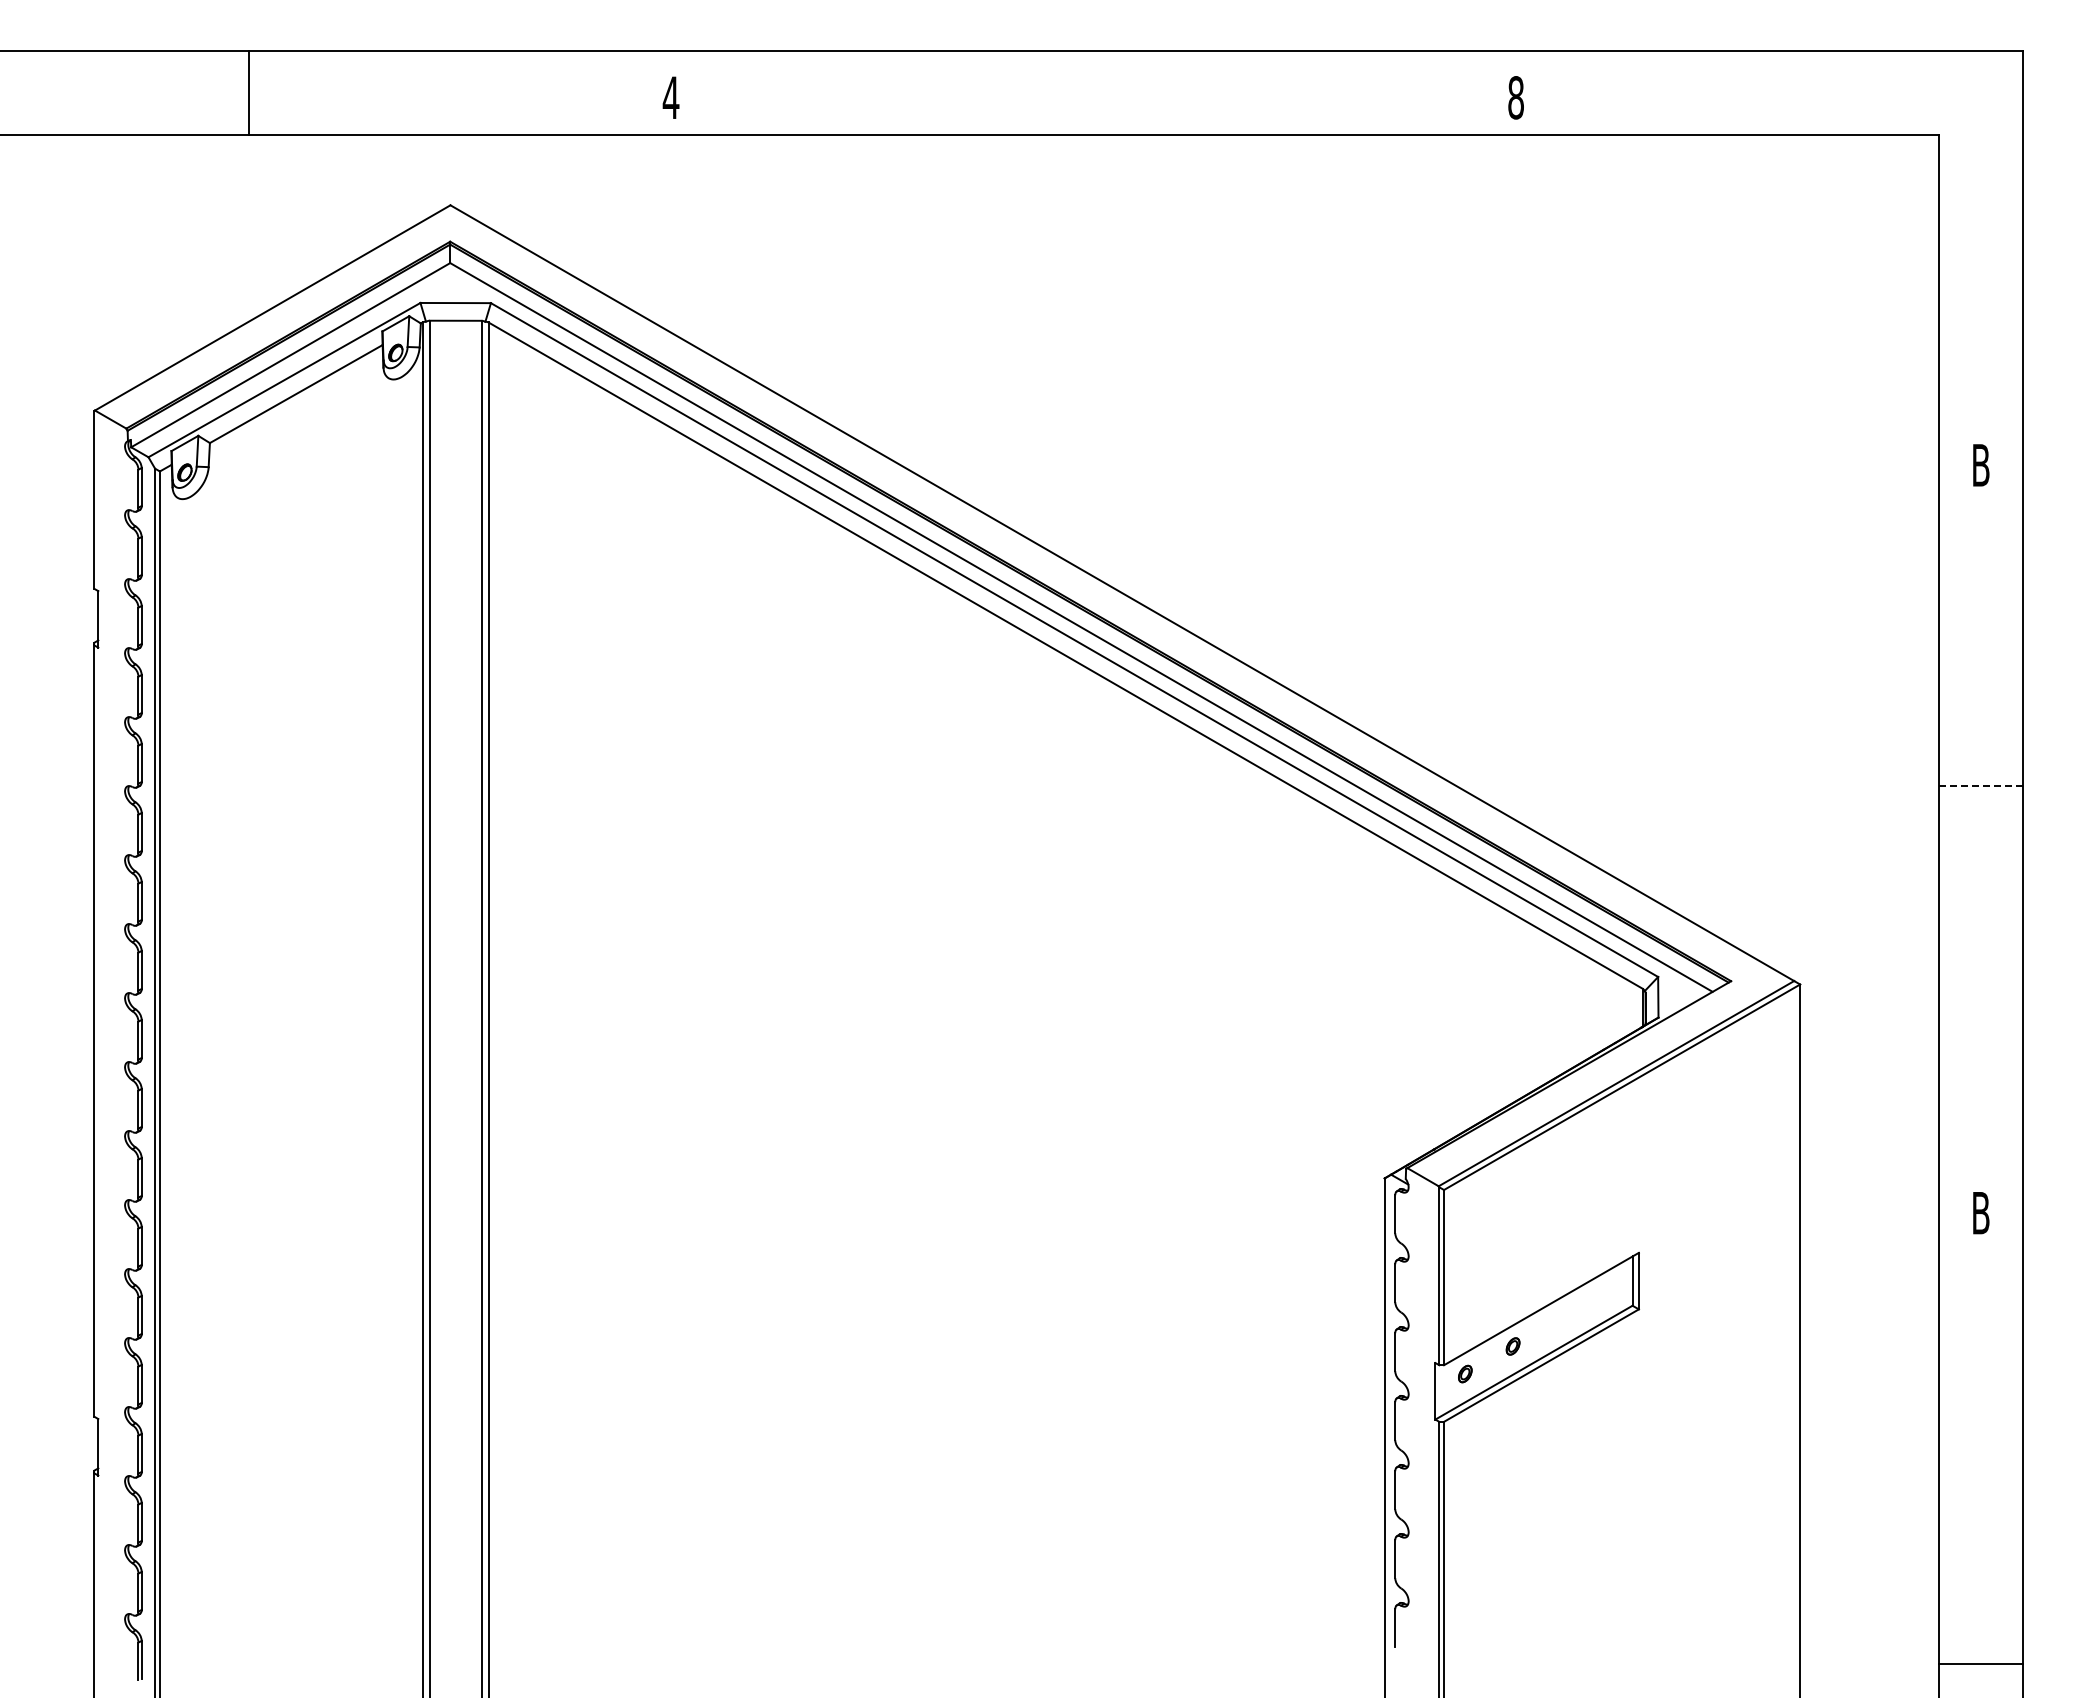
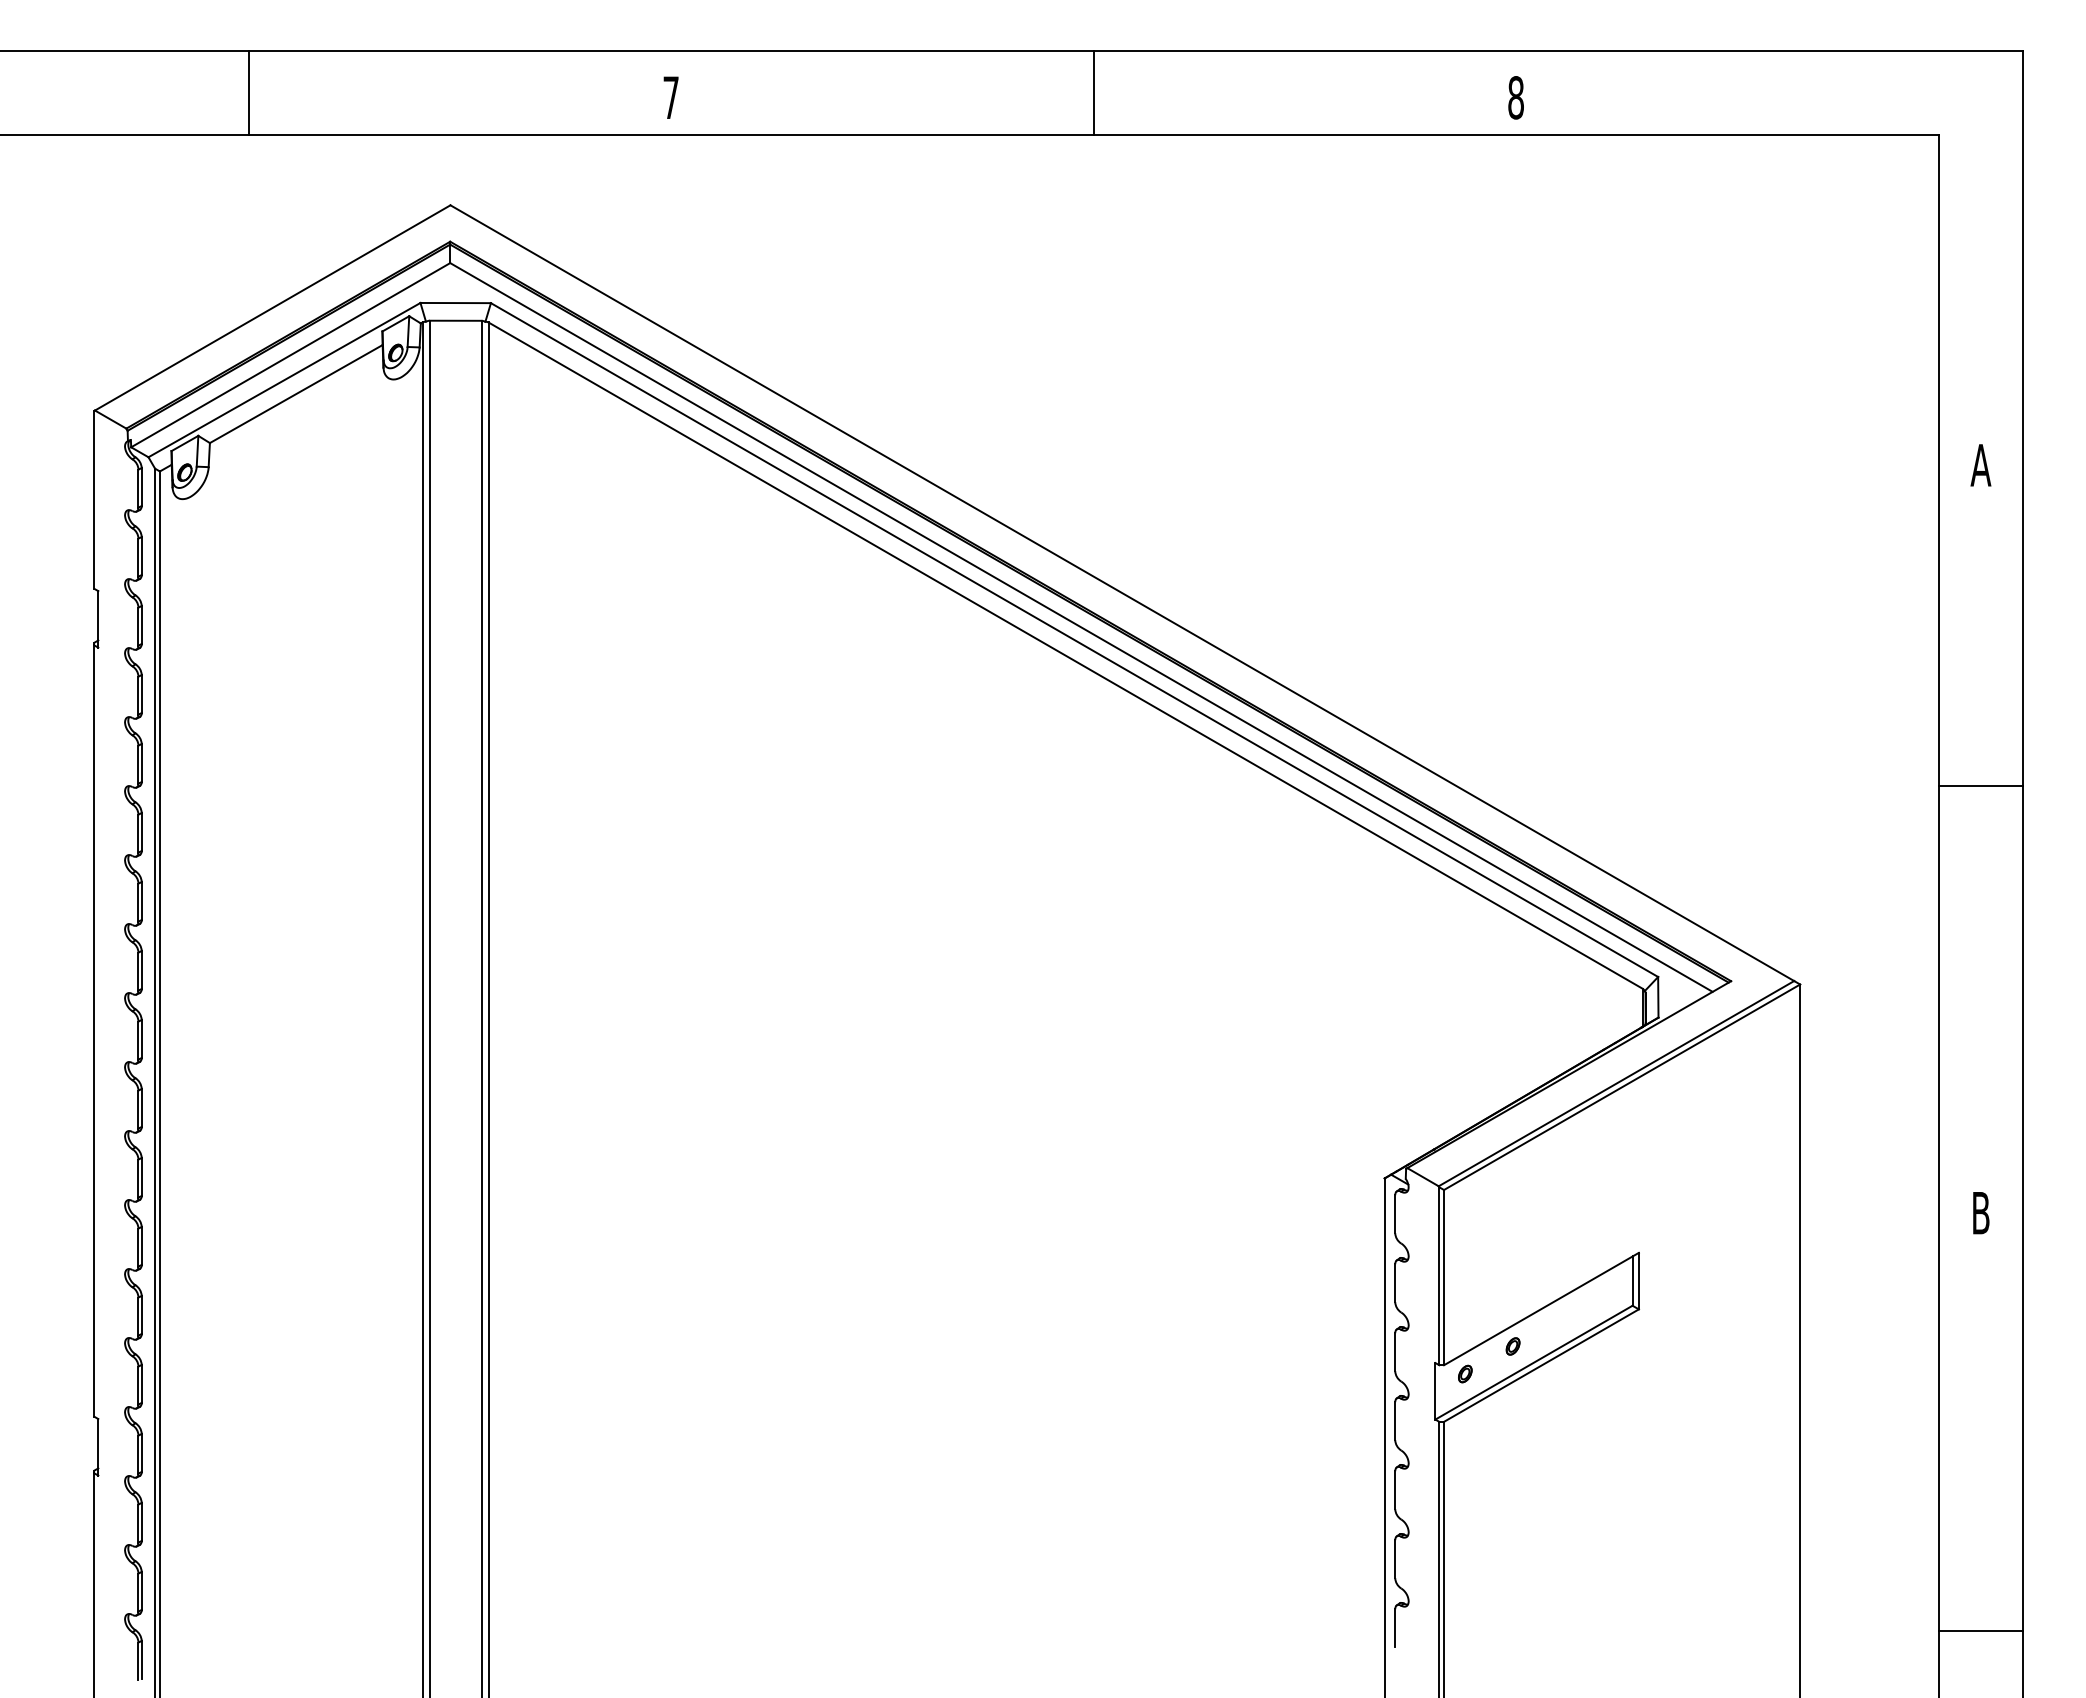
line: none -> present (1093, 92)
text: 4 -> 7 (670, 97)
text: B -> A (1980, 465)
line: dashed -> solid (1980, 785)
line position: (1980, 1663) -> (1980, 1630) (1980, 1630)
